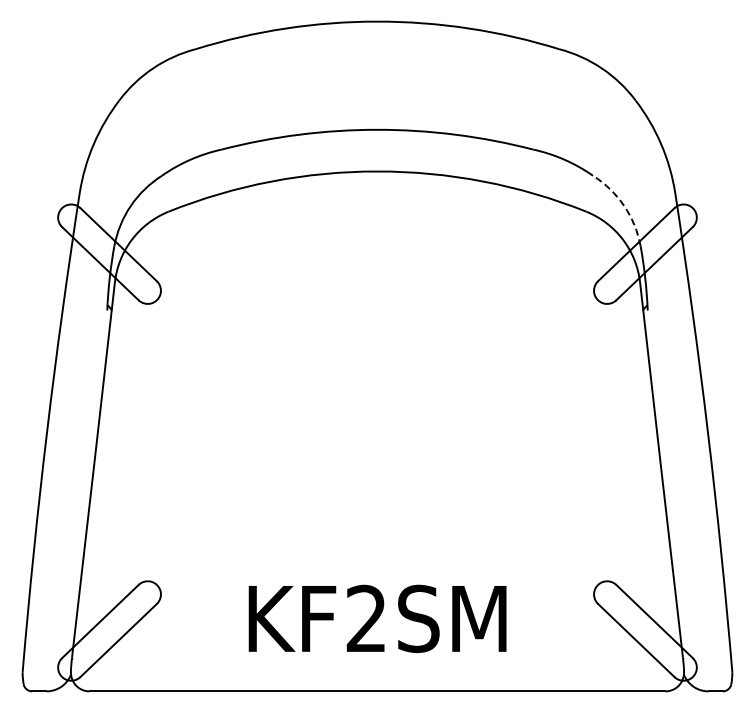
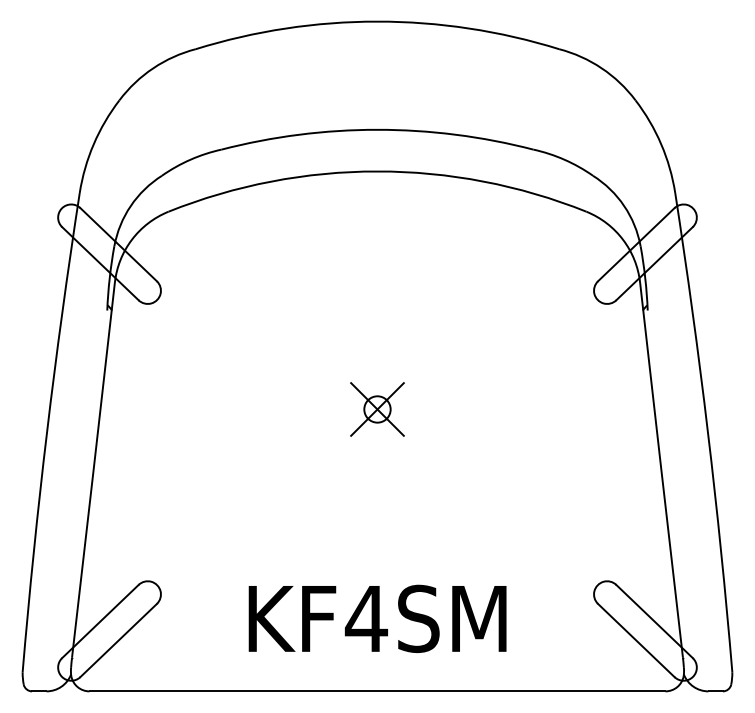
arc: dashed -> solid (624, 206)
part: none -> present (377, 409)
text: KF2SM -> KF4SM (366, 617)
